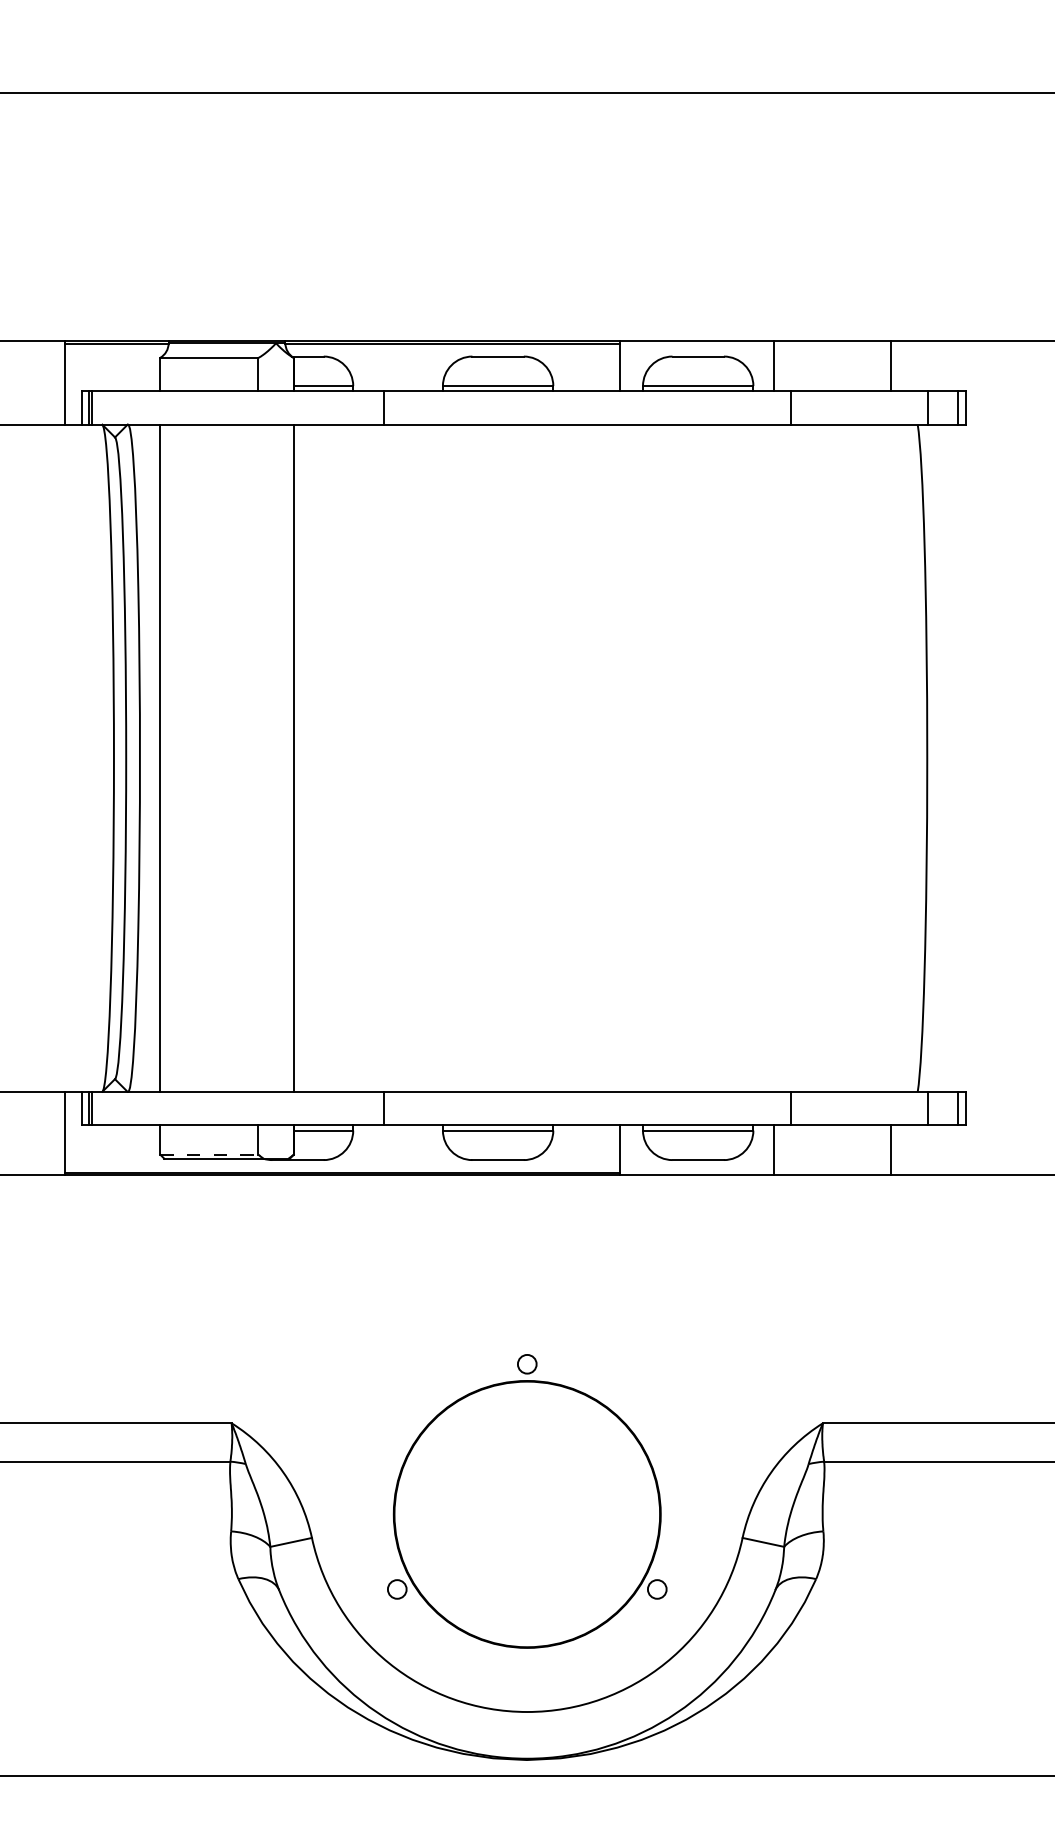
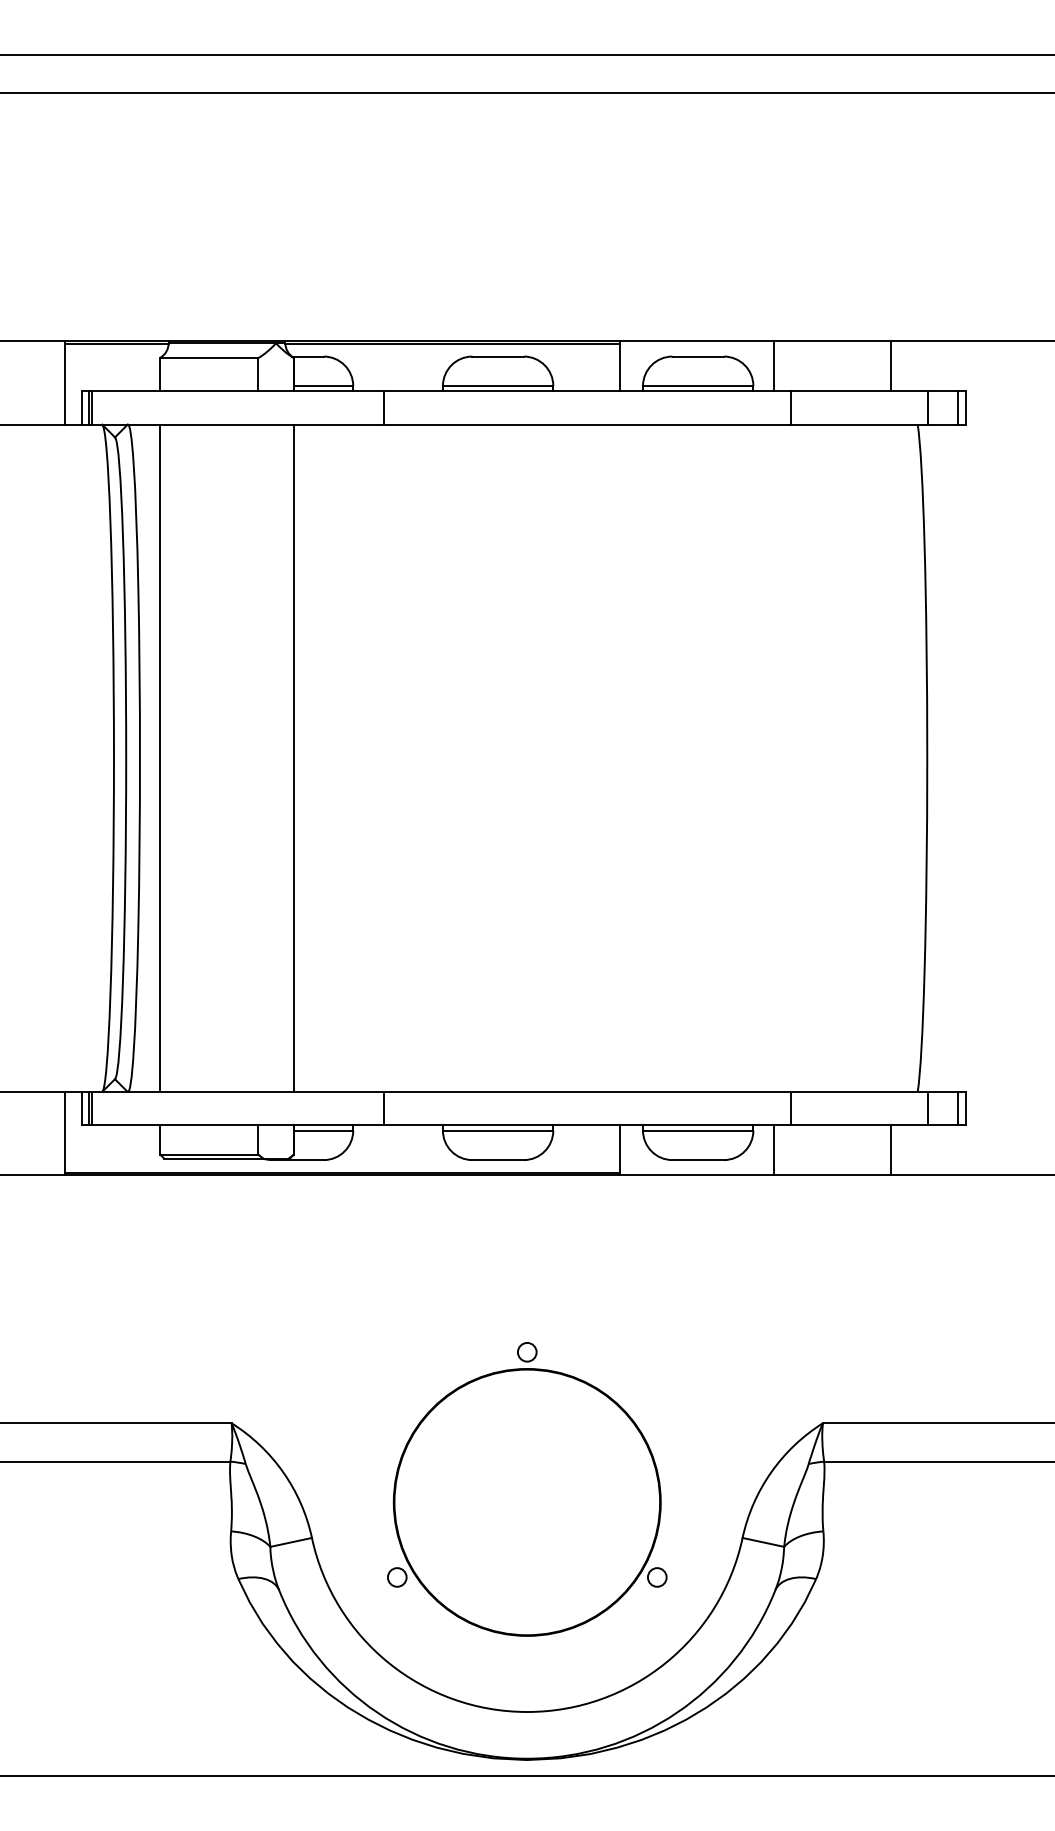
line: none -> present (526, 54)
line: dashed -> solid (209, 1154)
part position: (527, 1501) -> (527, 1489) (527, 1489)
